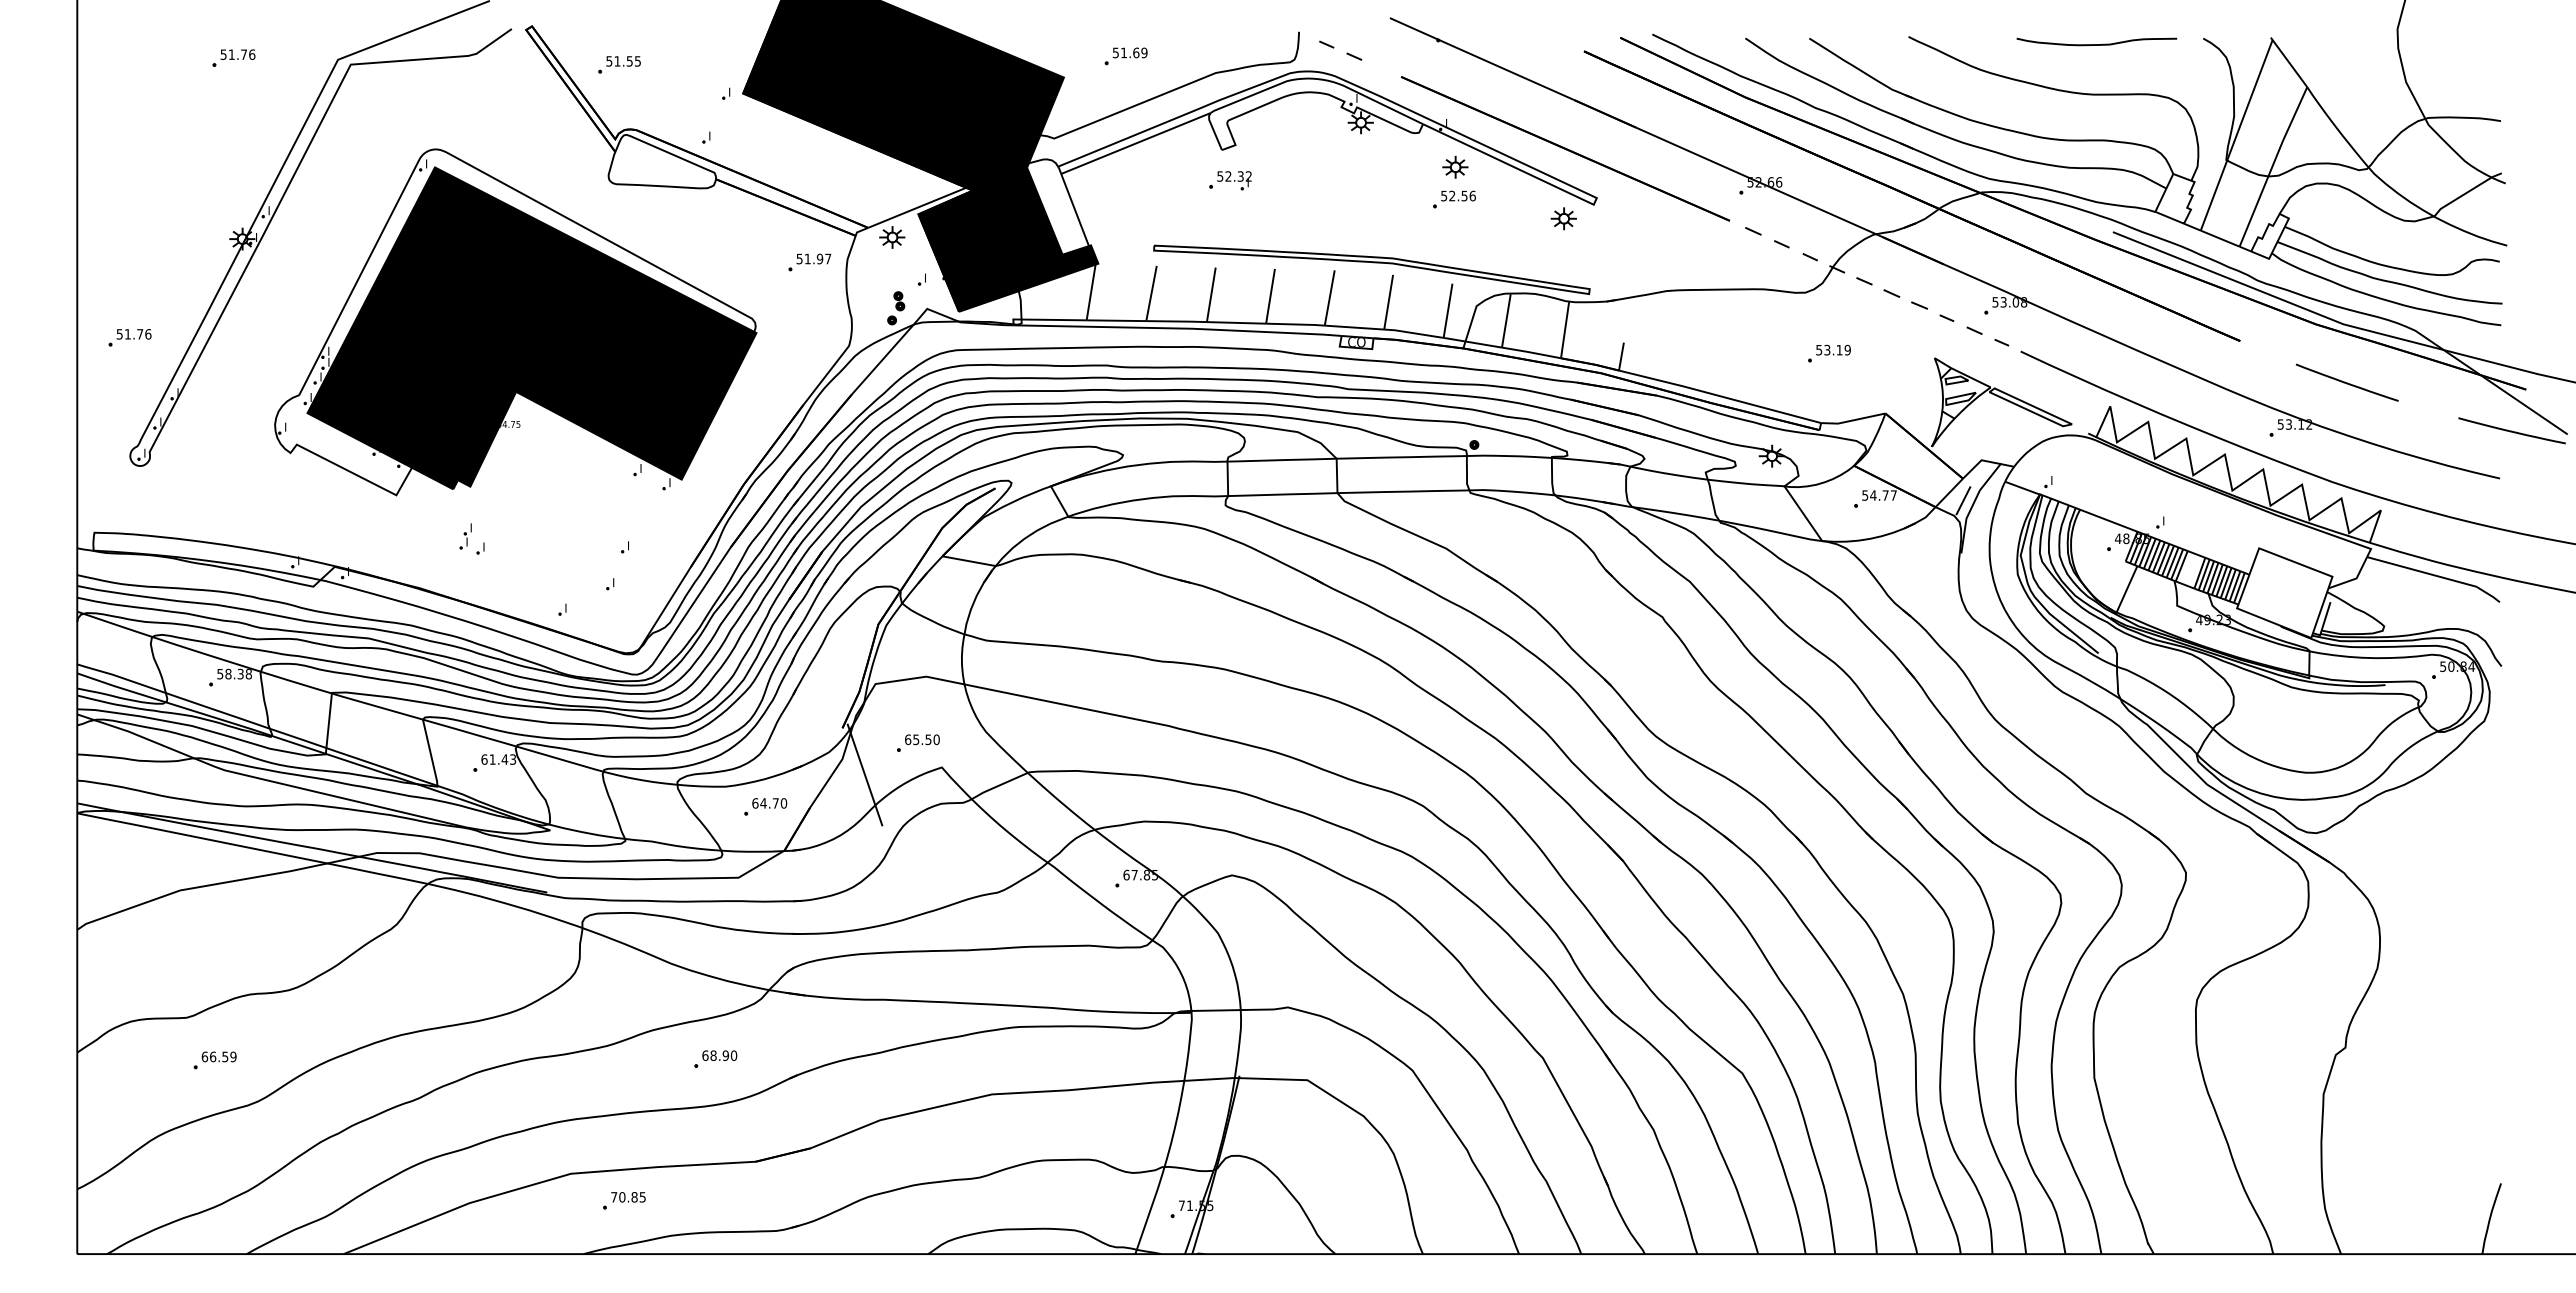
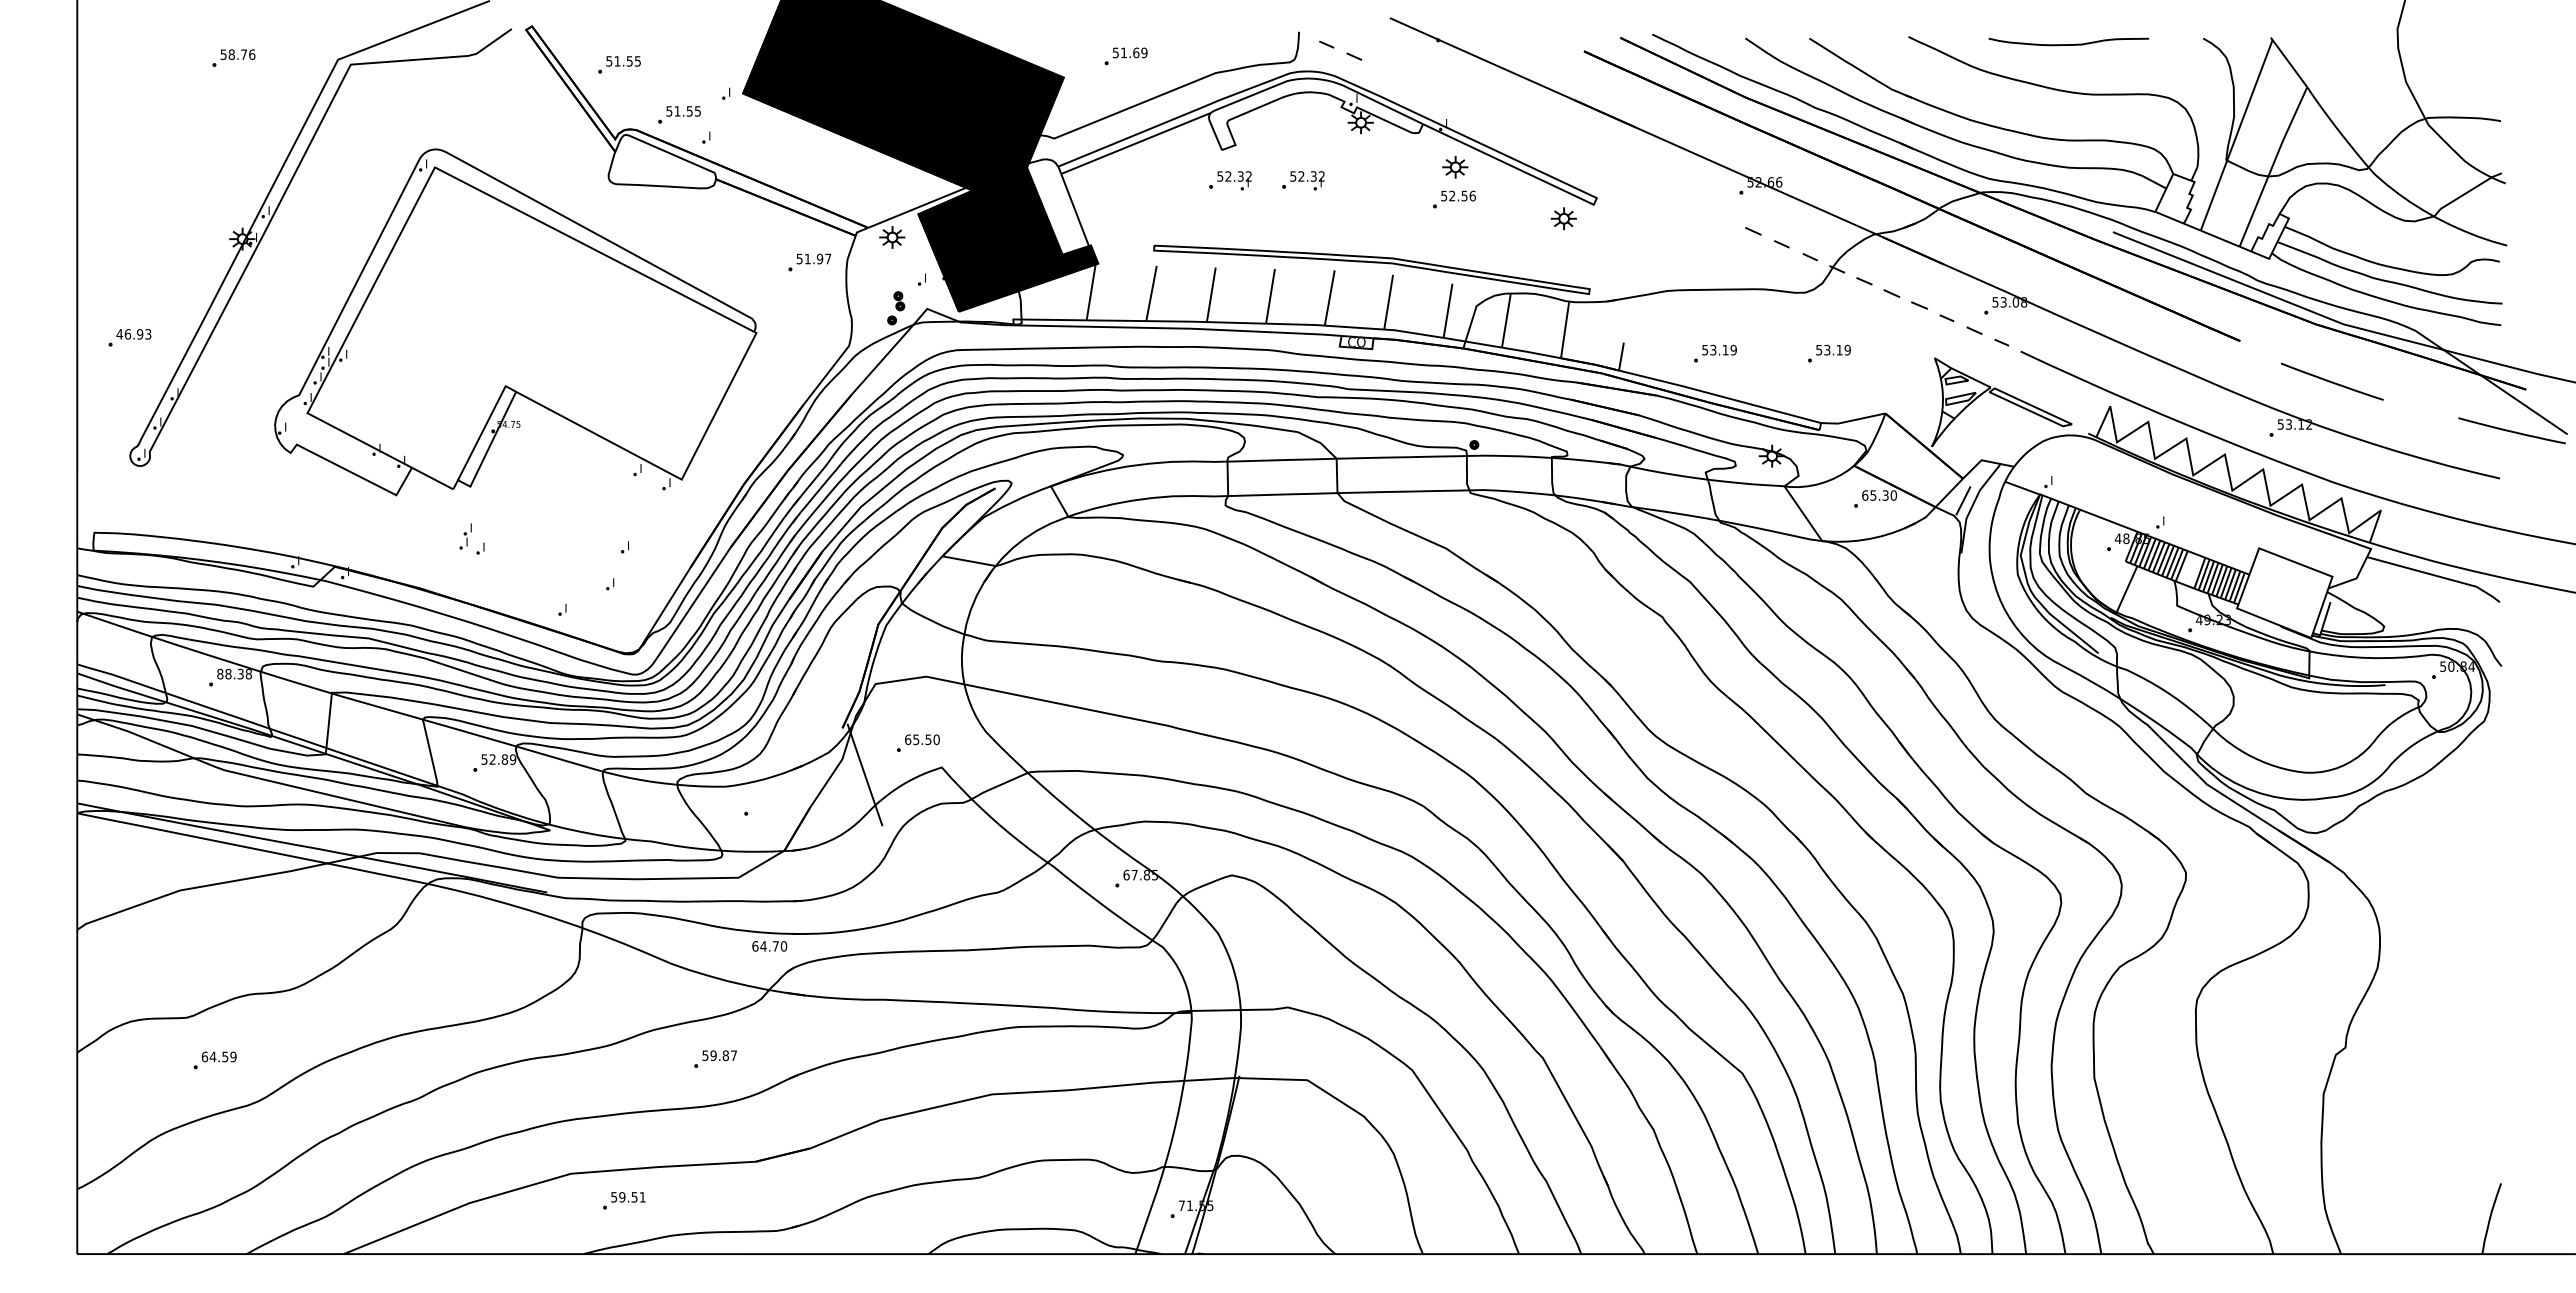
curve position: (2096, 44) -> (2068, 44) (2068, 44)
text: 51.76 -> 58.76 (231, 54)
part: none -> present (679, 114)
line: present -> none (1565, 148)
part: none -> present (1303, 180)
fill: present -> none (531, 328)
text: 51.76 -> 46.93 (133, 334)
part: none -> present (1715, 353)
line position: (2347, 382) -> (2332, 381) (2332, 381)
text: 54.77 -> 65.30 (1879, 495)
text: 58.38 -> 88.38 (220, 673)
text: 61.43 -> 52.89 (498, 759)
text position: (769, 803) -> (769, 946) (769, 946)
text: 68.90 -> 59.87 (719, 1055)
text: 66.59 -> 64.59 (212, 1056)
text: 70.85 -> 59.51 (628, 1197)
